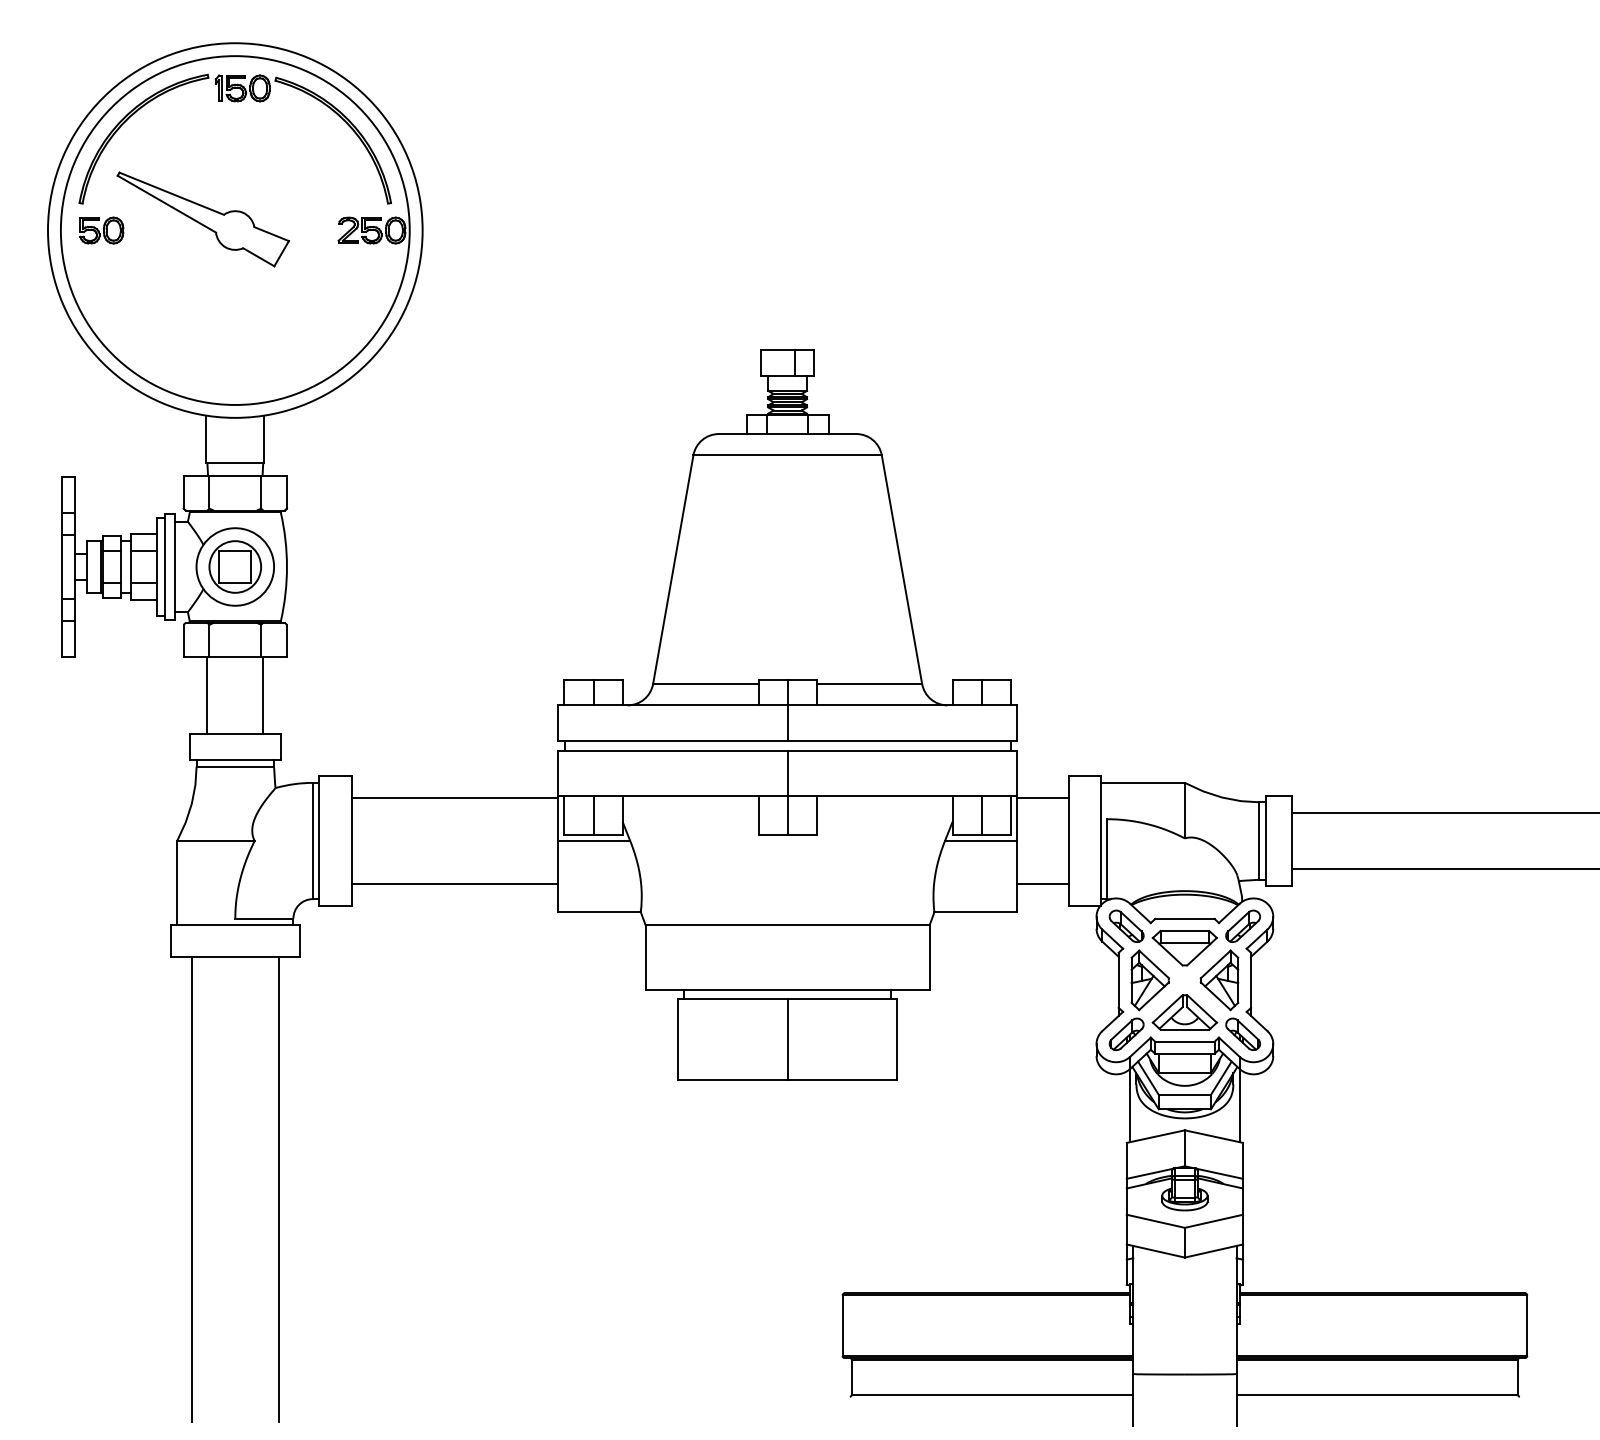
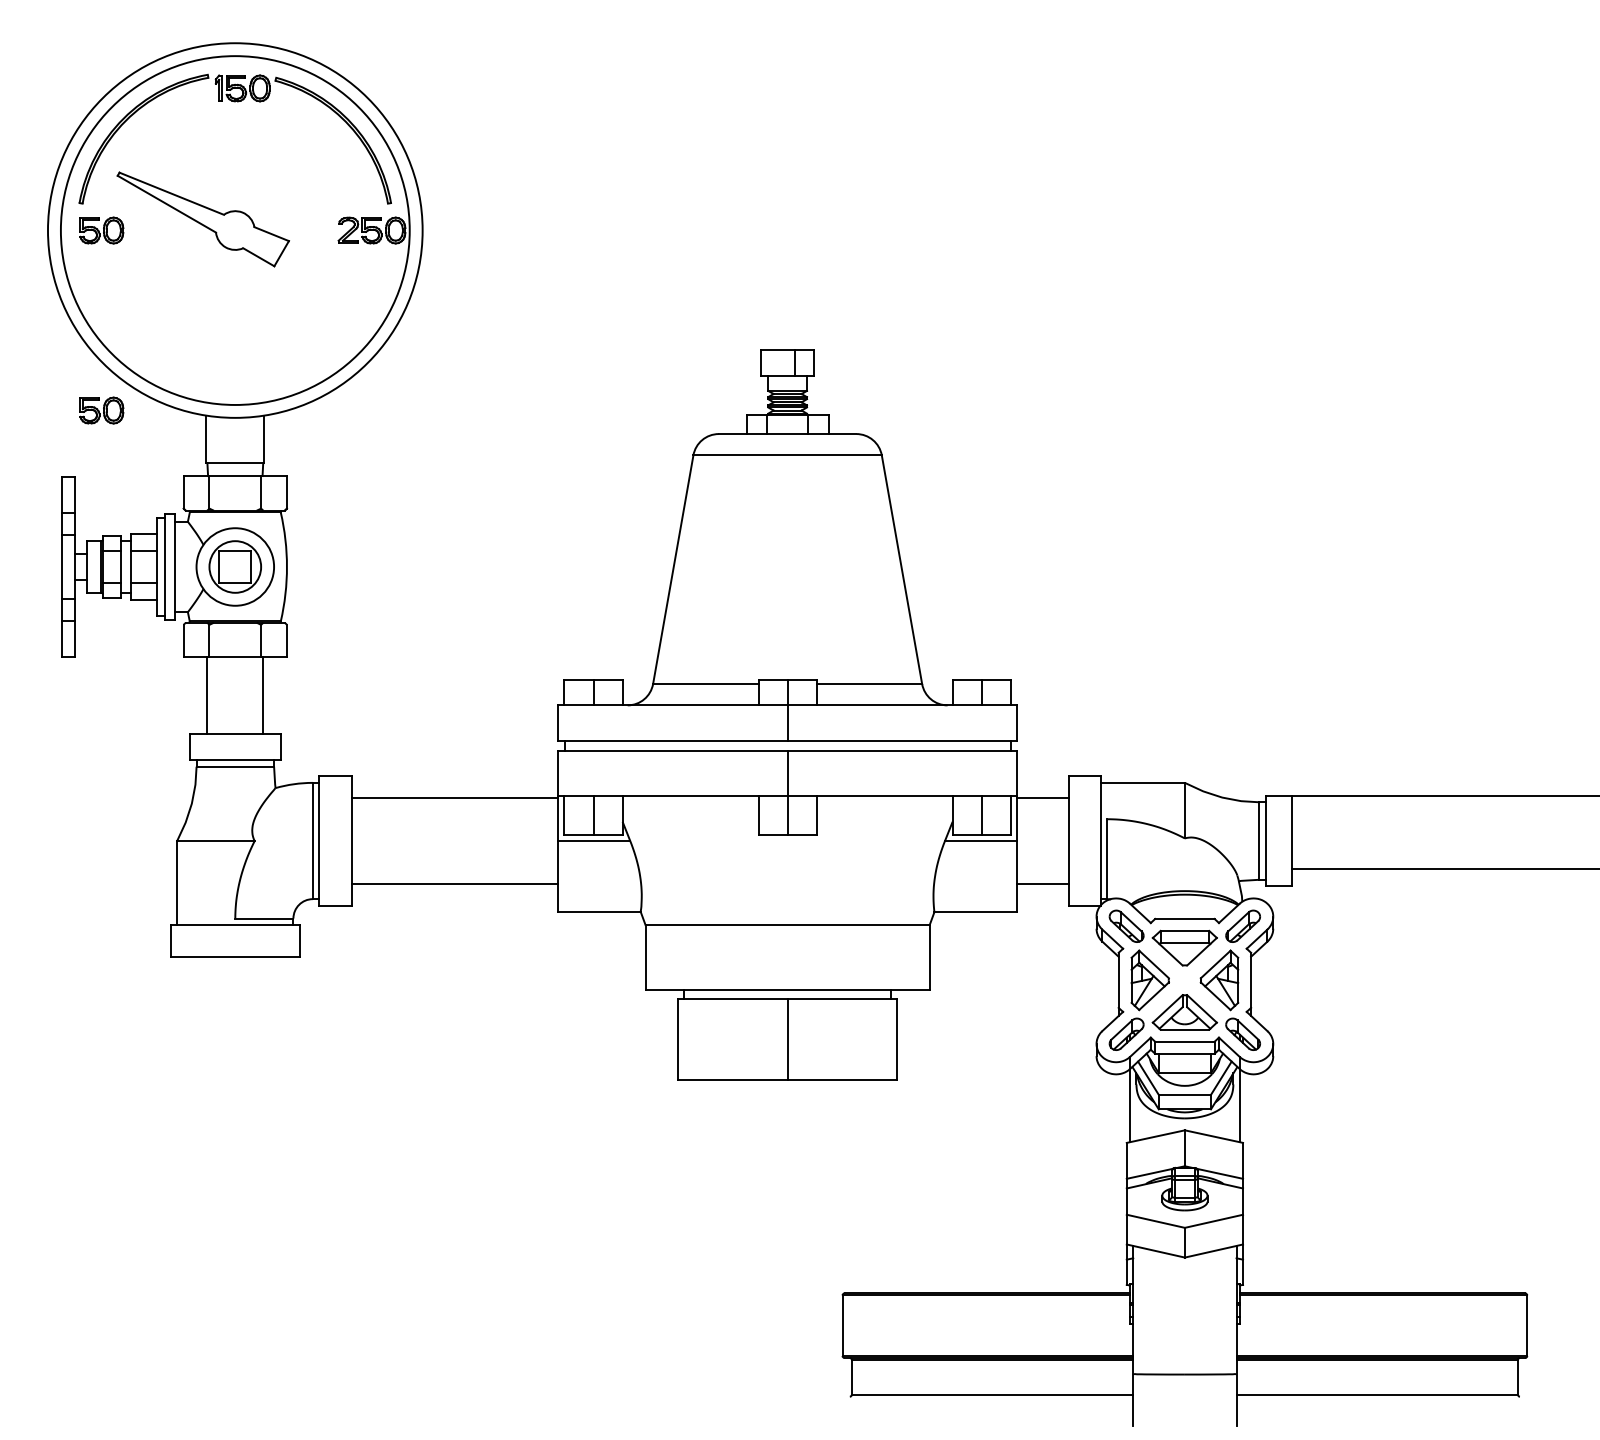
part: none -> present (101, 410)
line position: (1443, 813) -> (1443, 796) (1443, 796)
line: present -> none (191, 1189)
line: present -> none (278, 1189)
